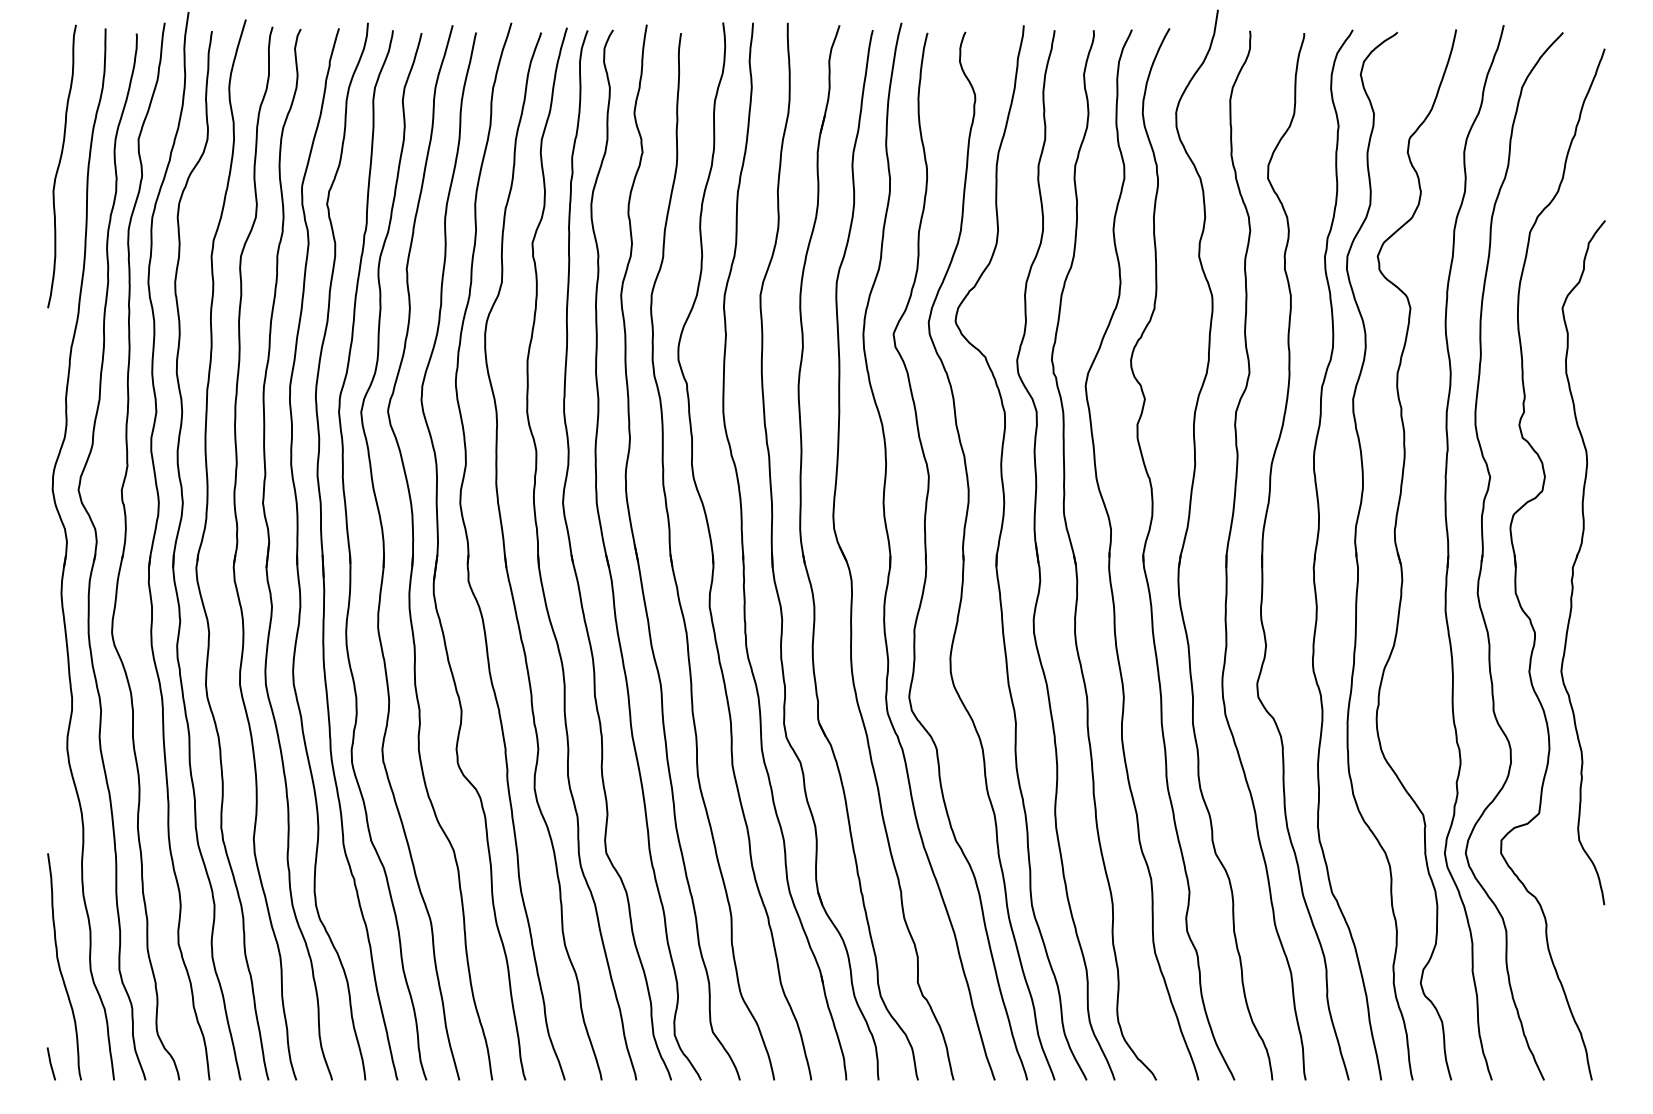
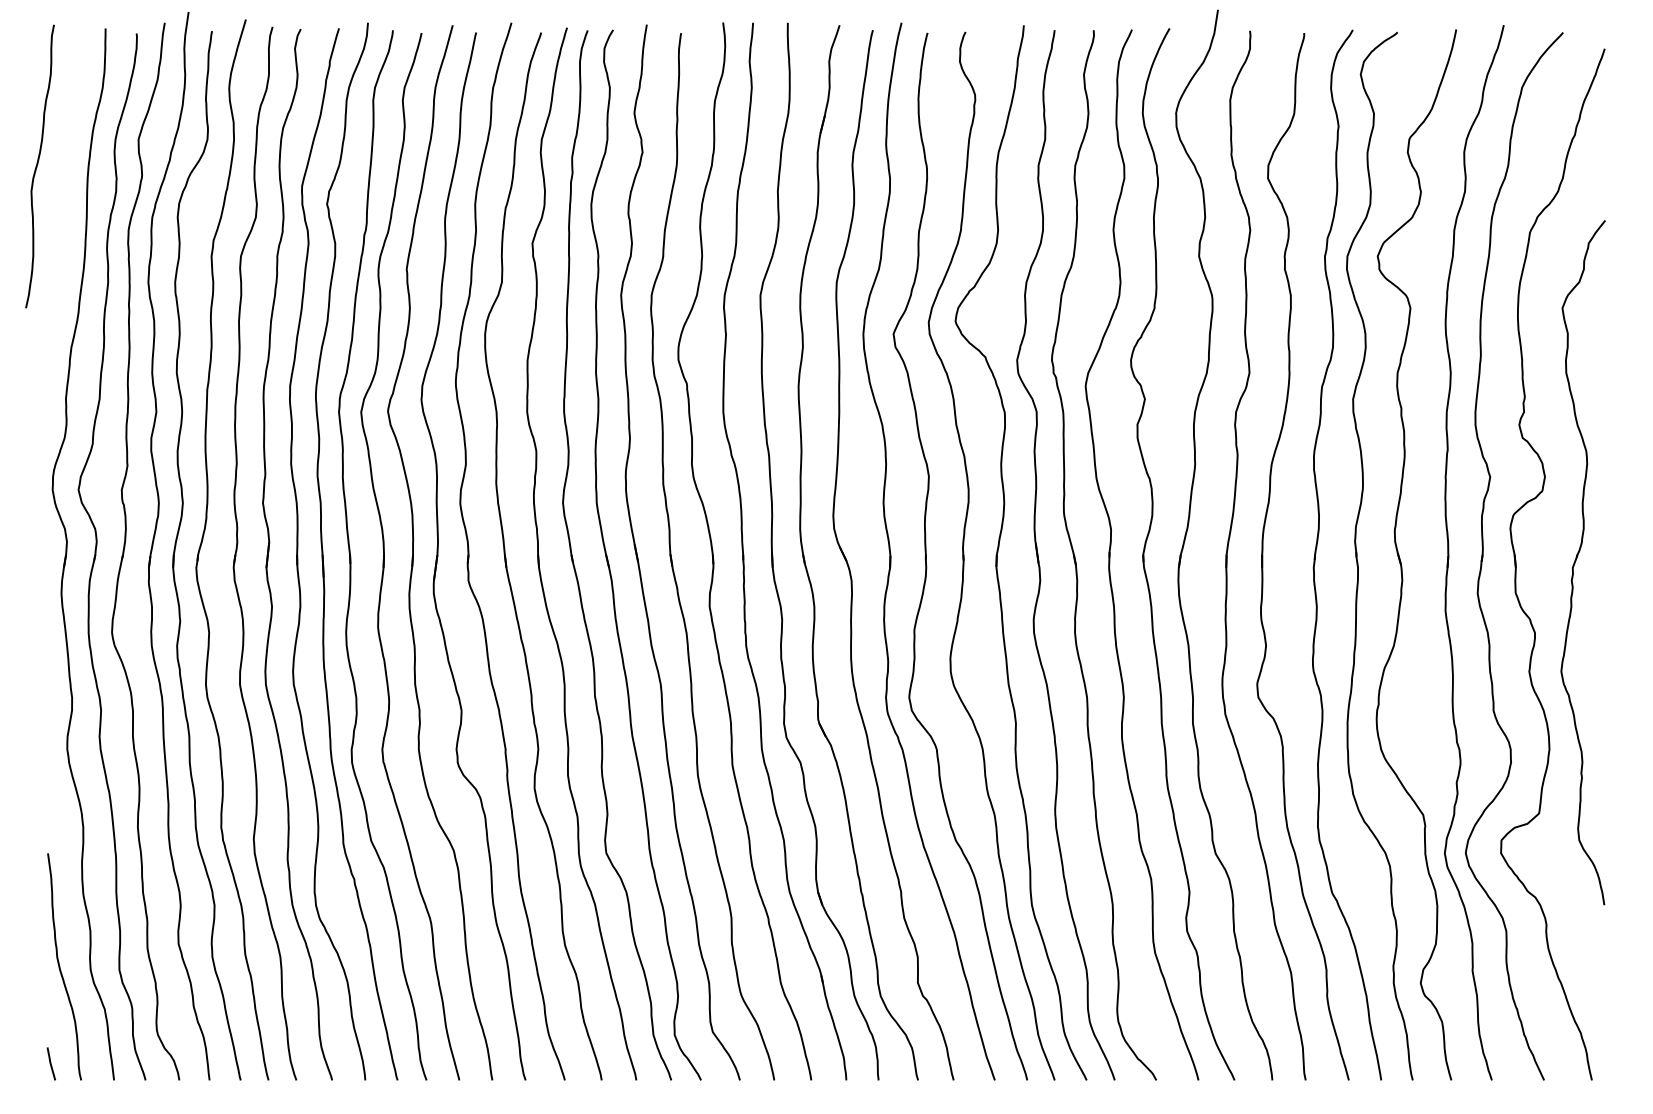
curve position: (59, 166) -> (37, 166) (37, 166)
